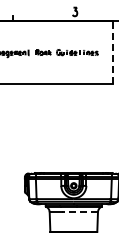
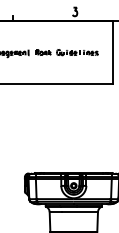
line: dashed -> solid (112, 52)
line: dashed -> solid (80, 212)
